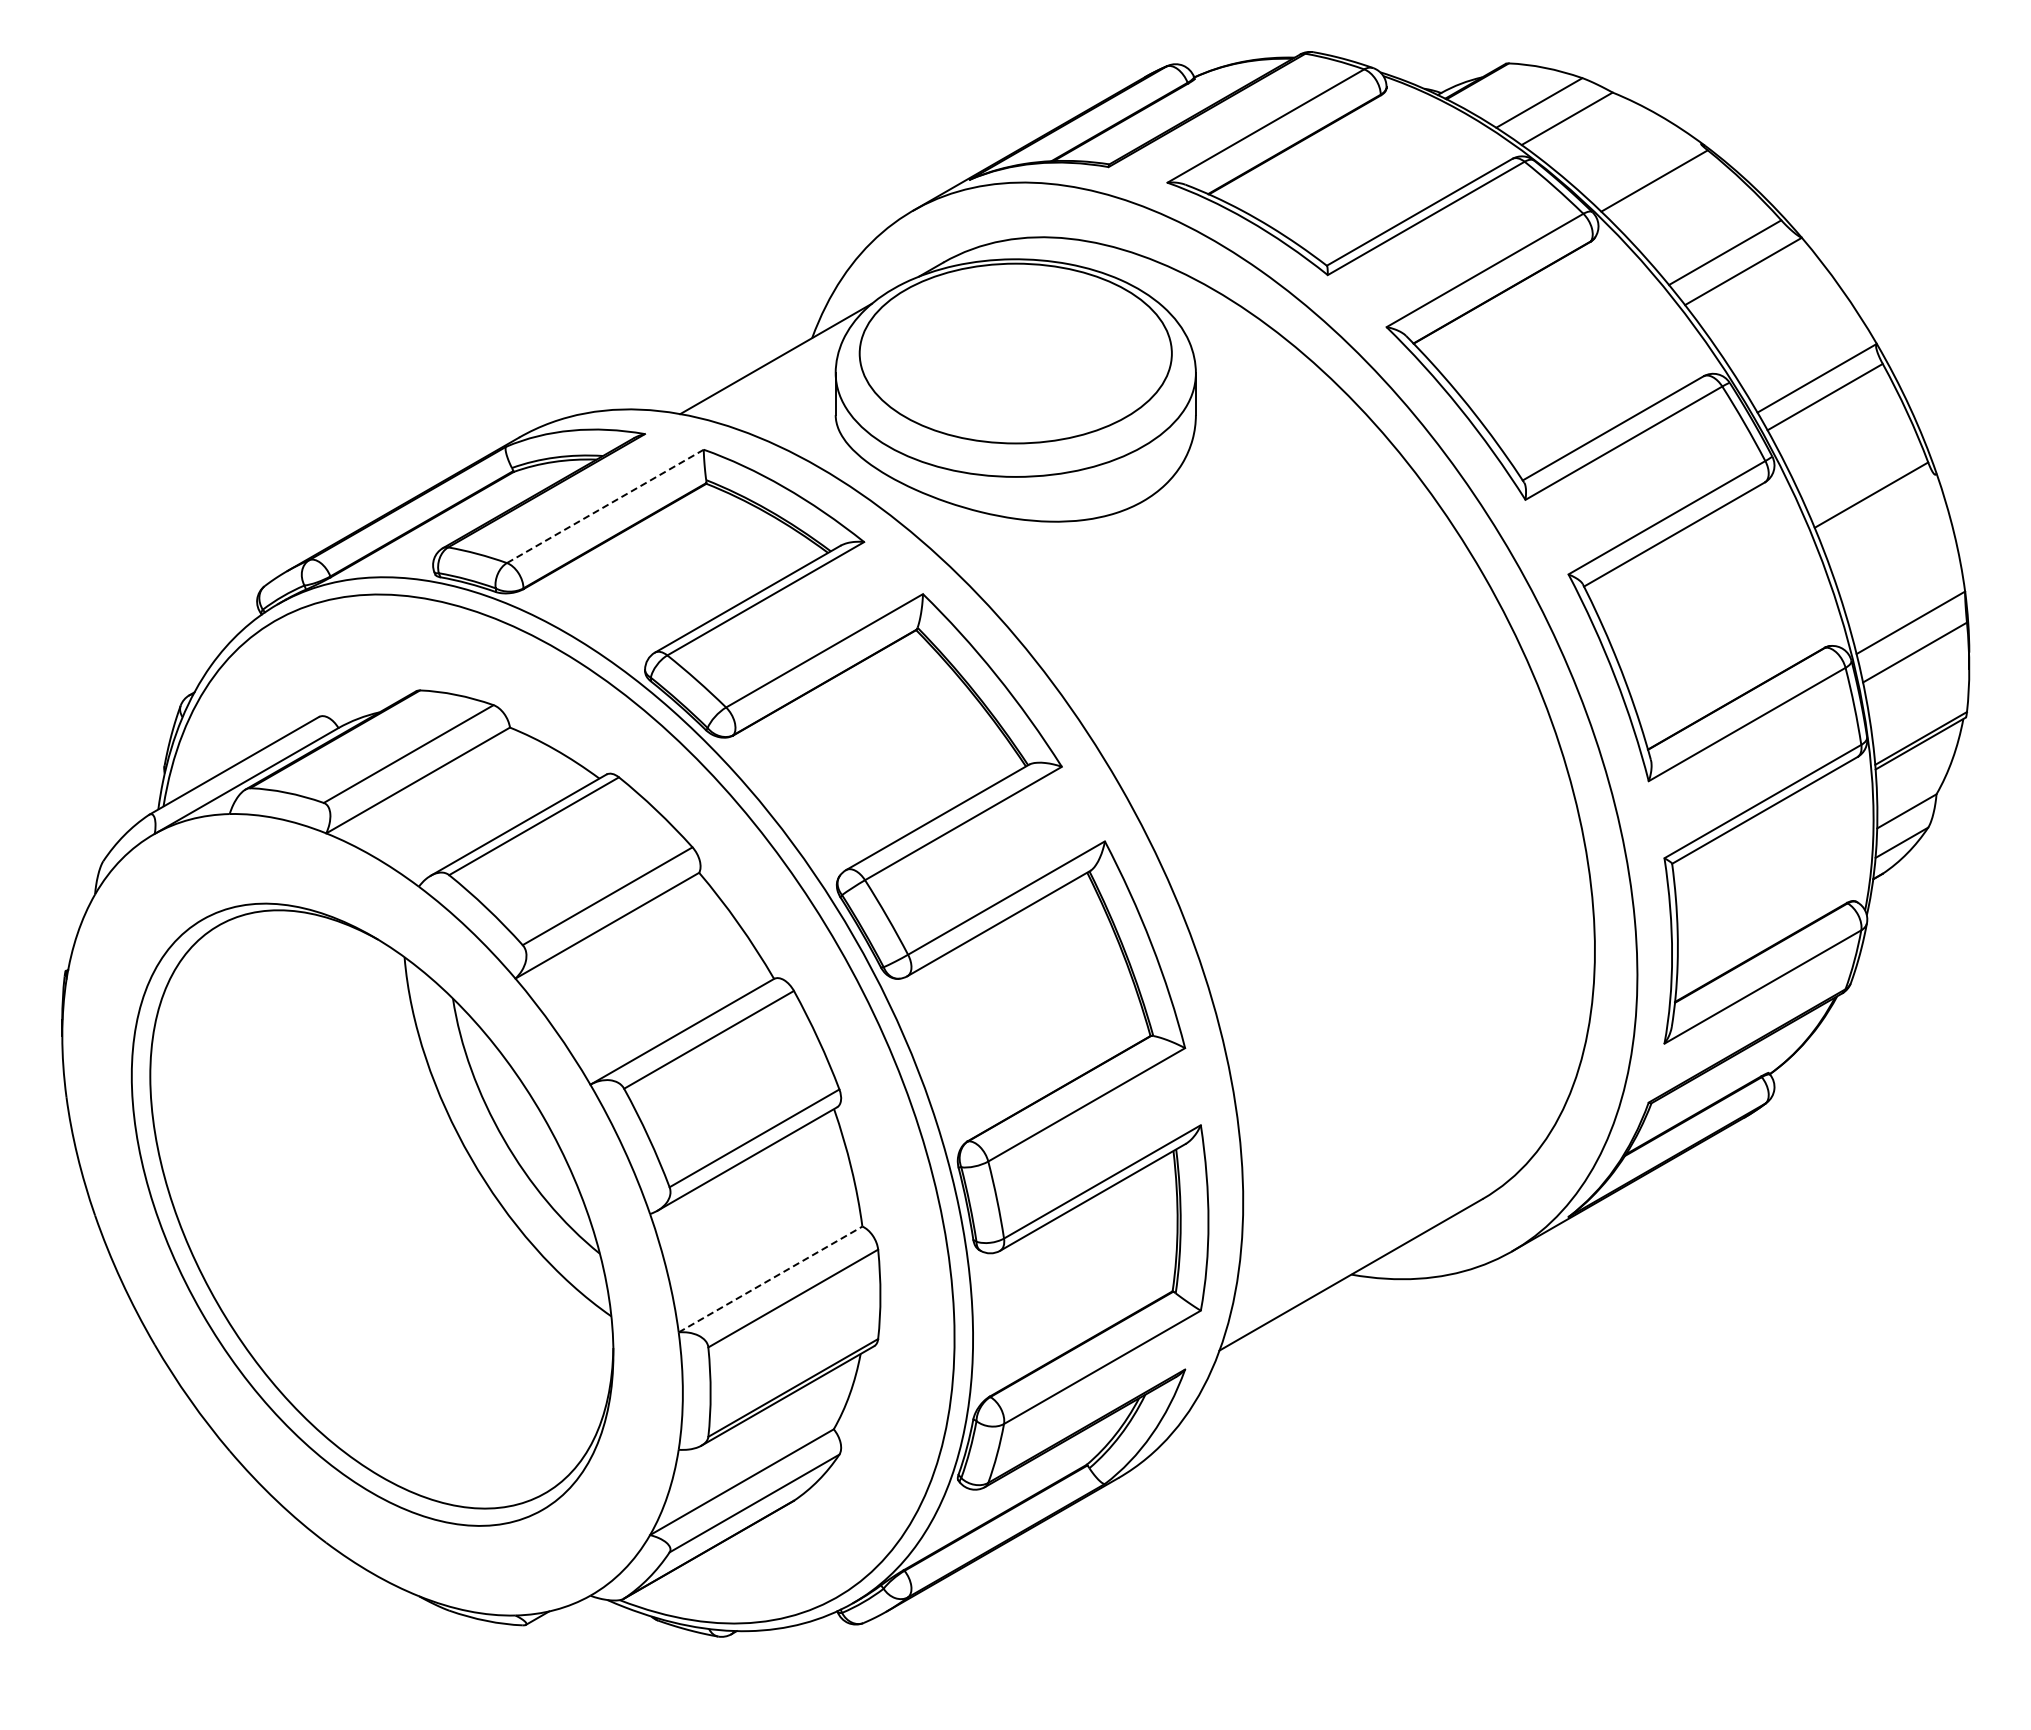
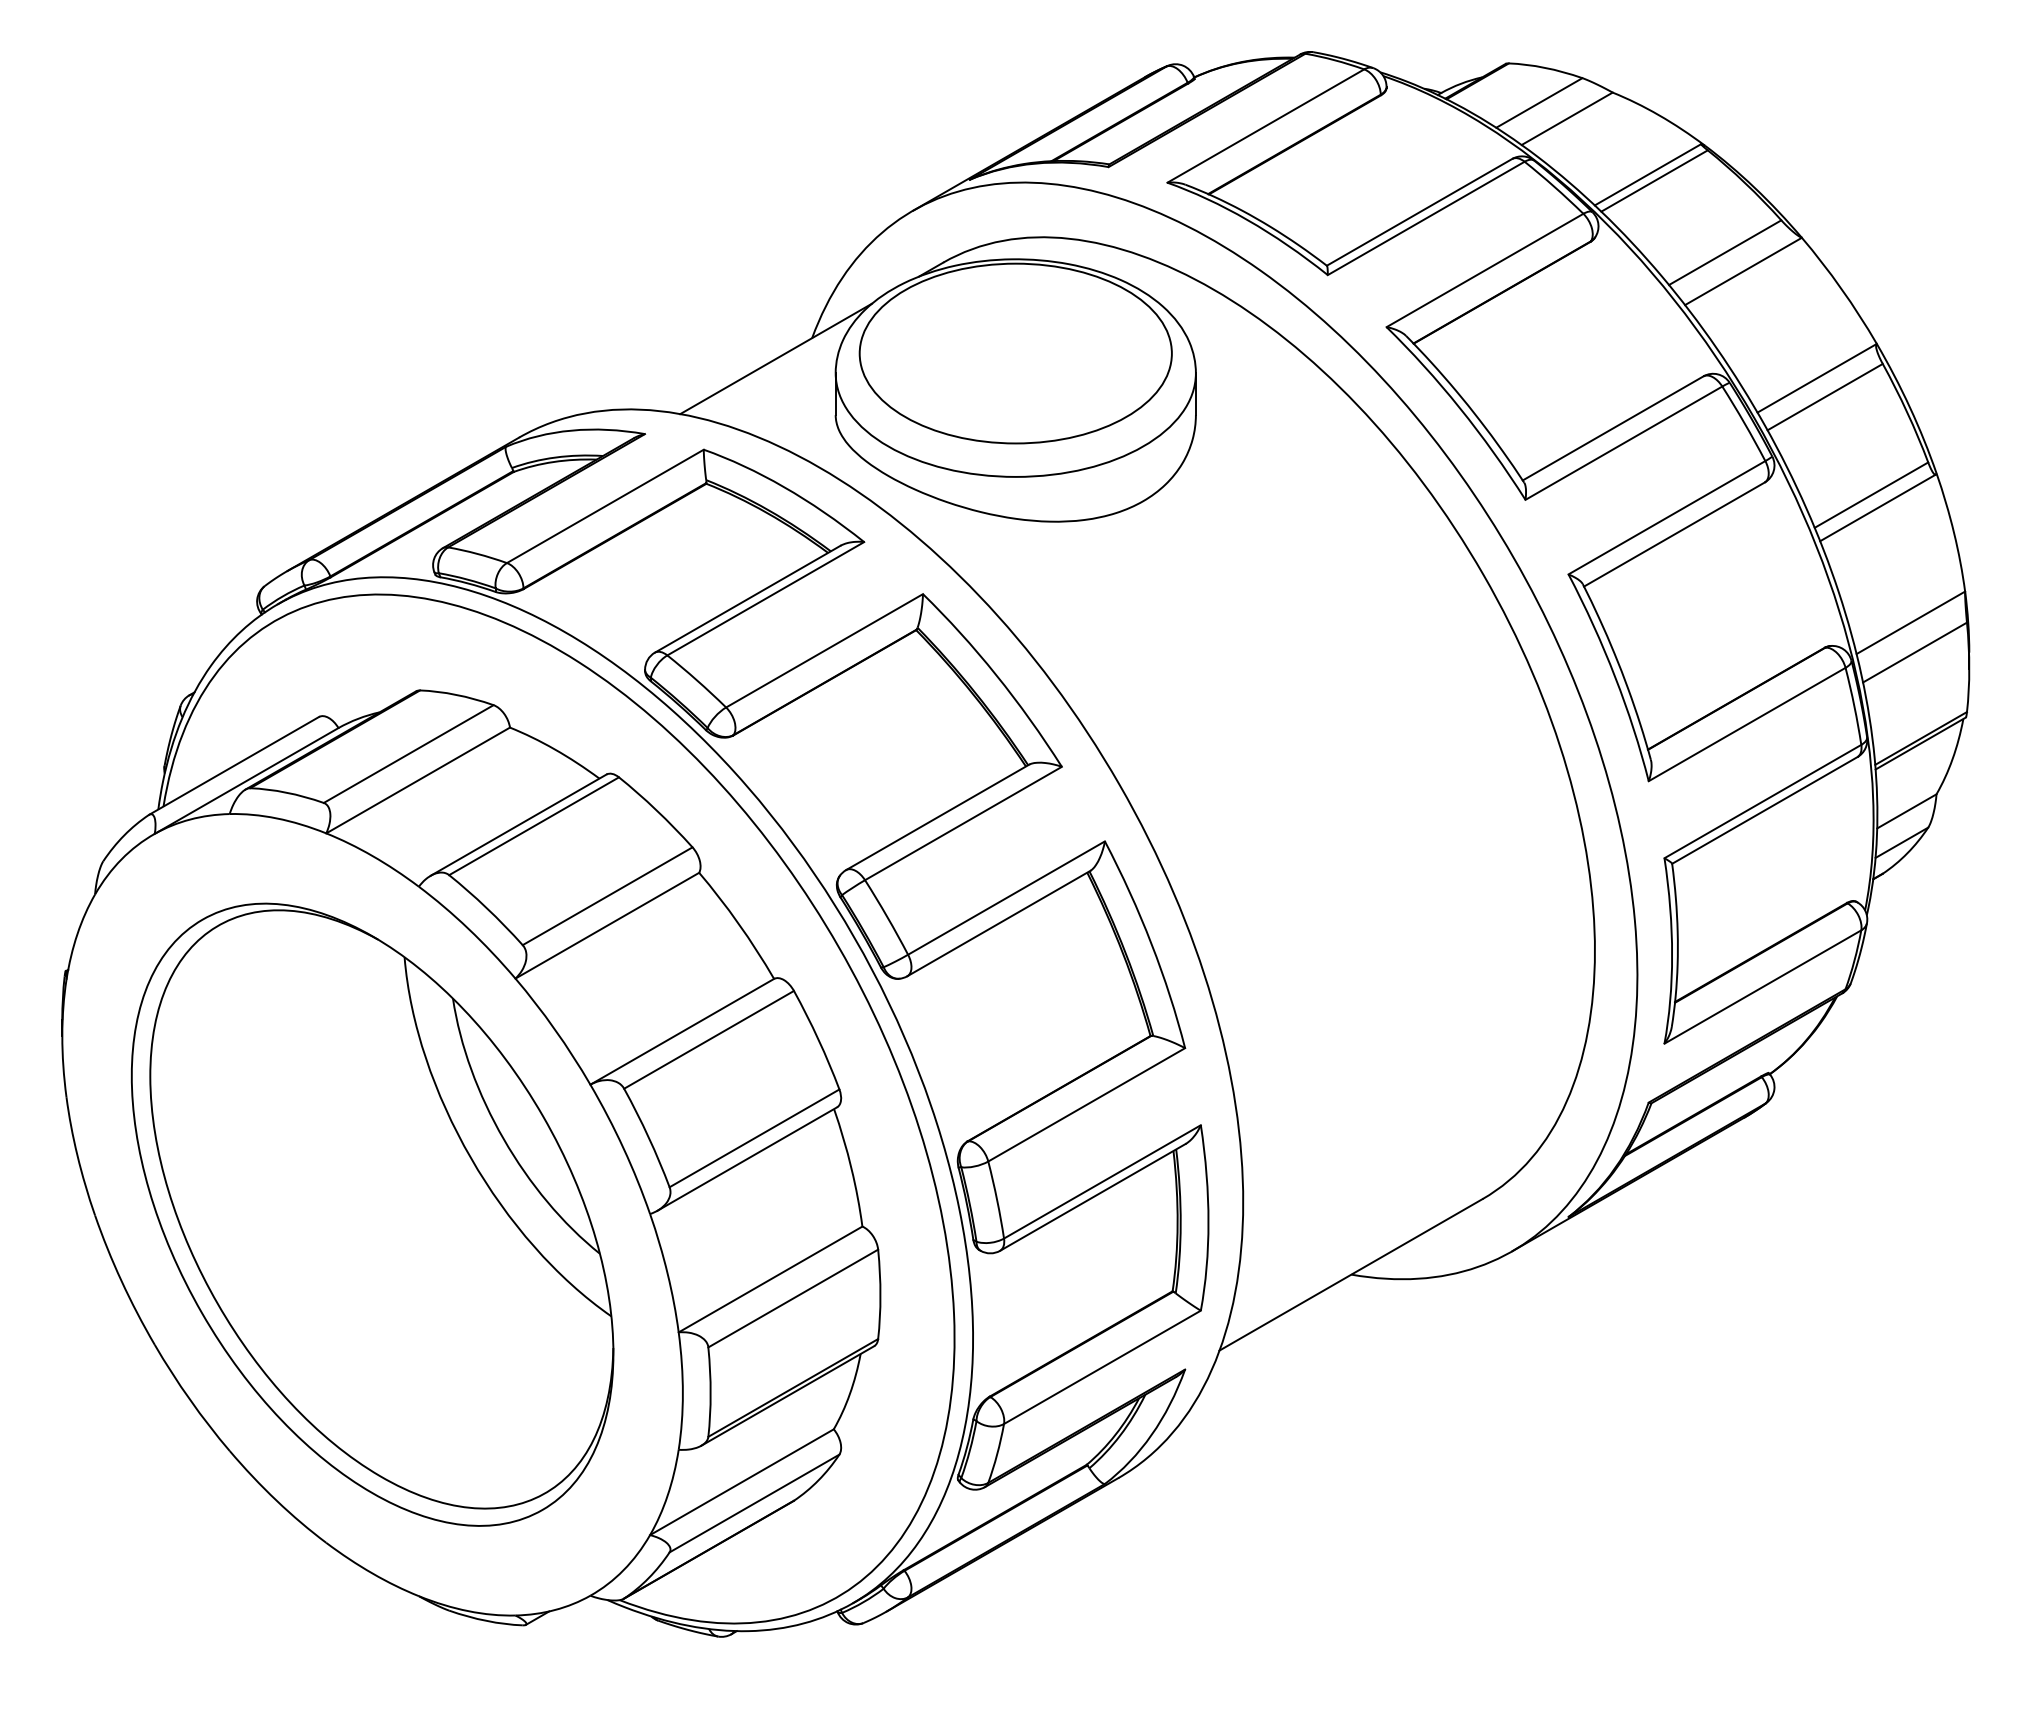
line: none -> present (1647, 174)
line: dashed -> solid (605, 506)
line: none -> present (1877, 507)
line: dashed -> solid (770, 1279)
